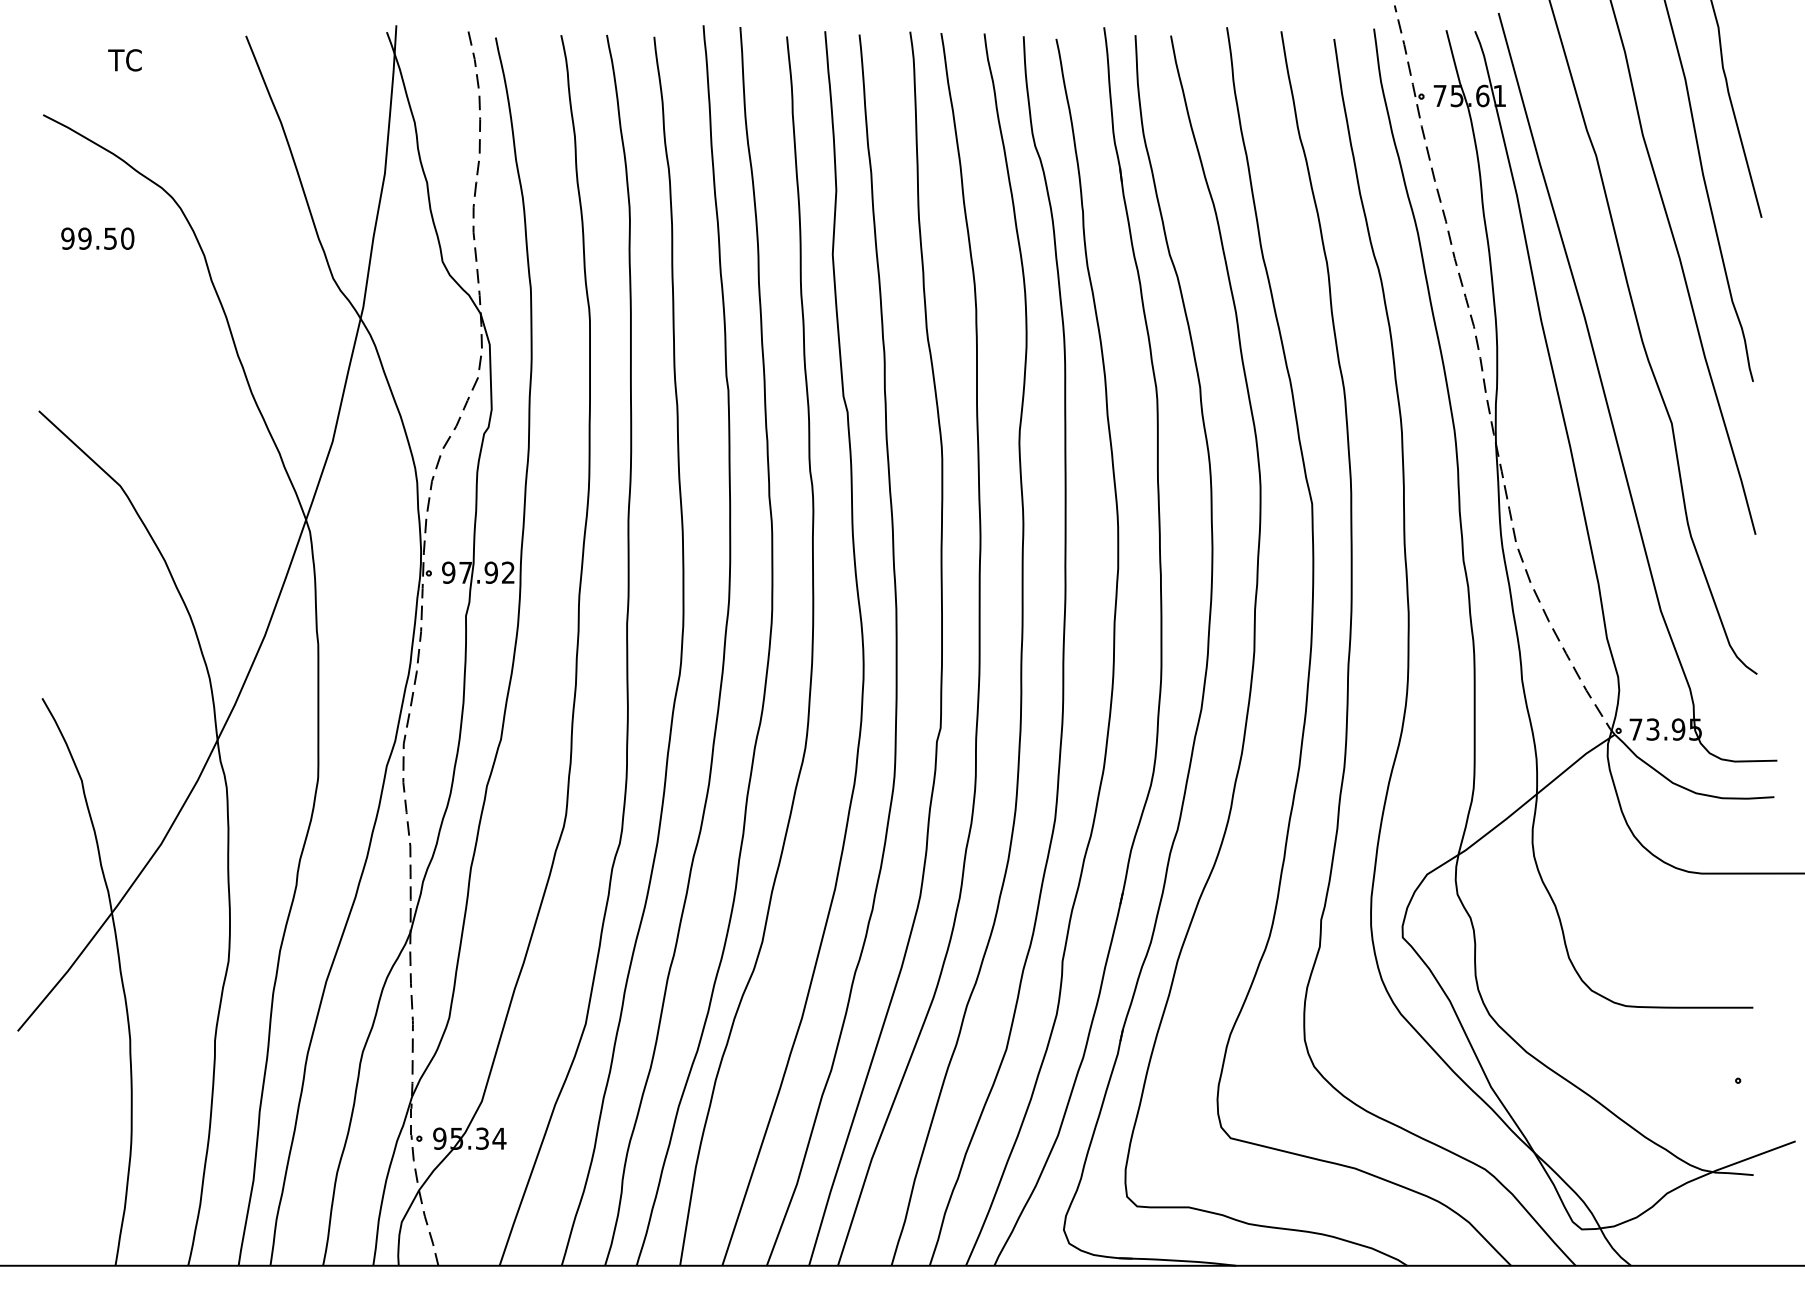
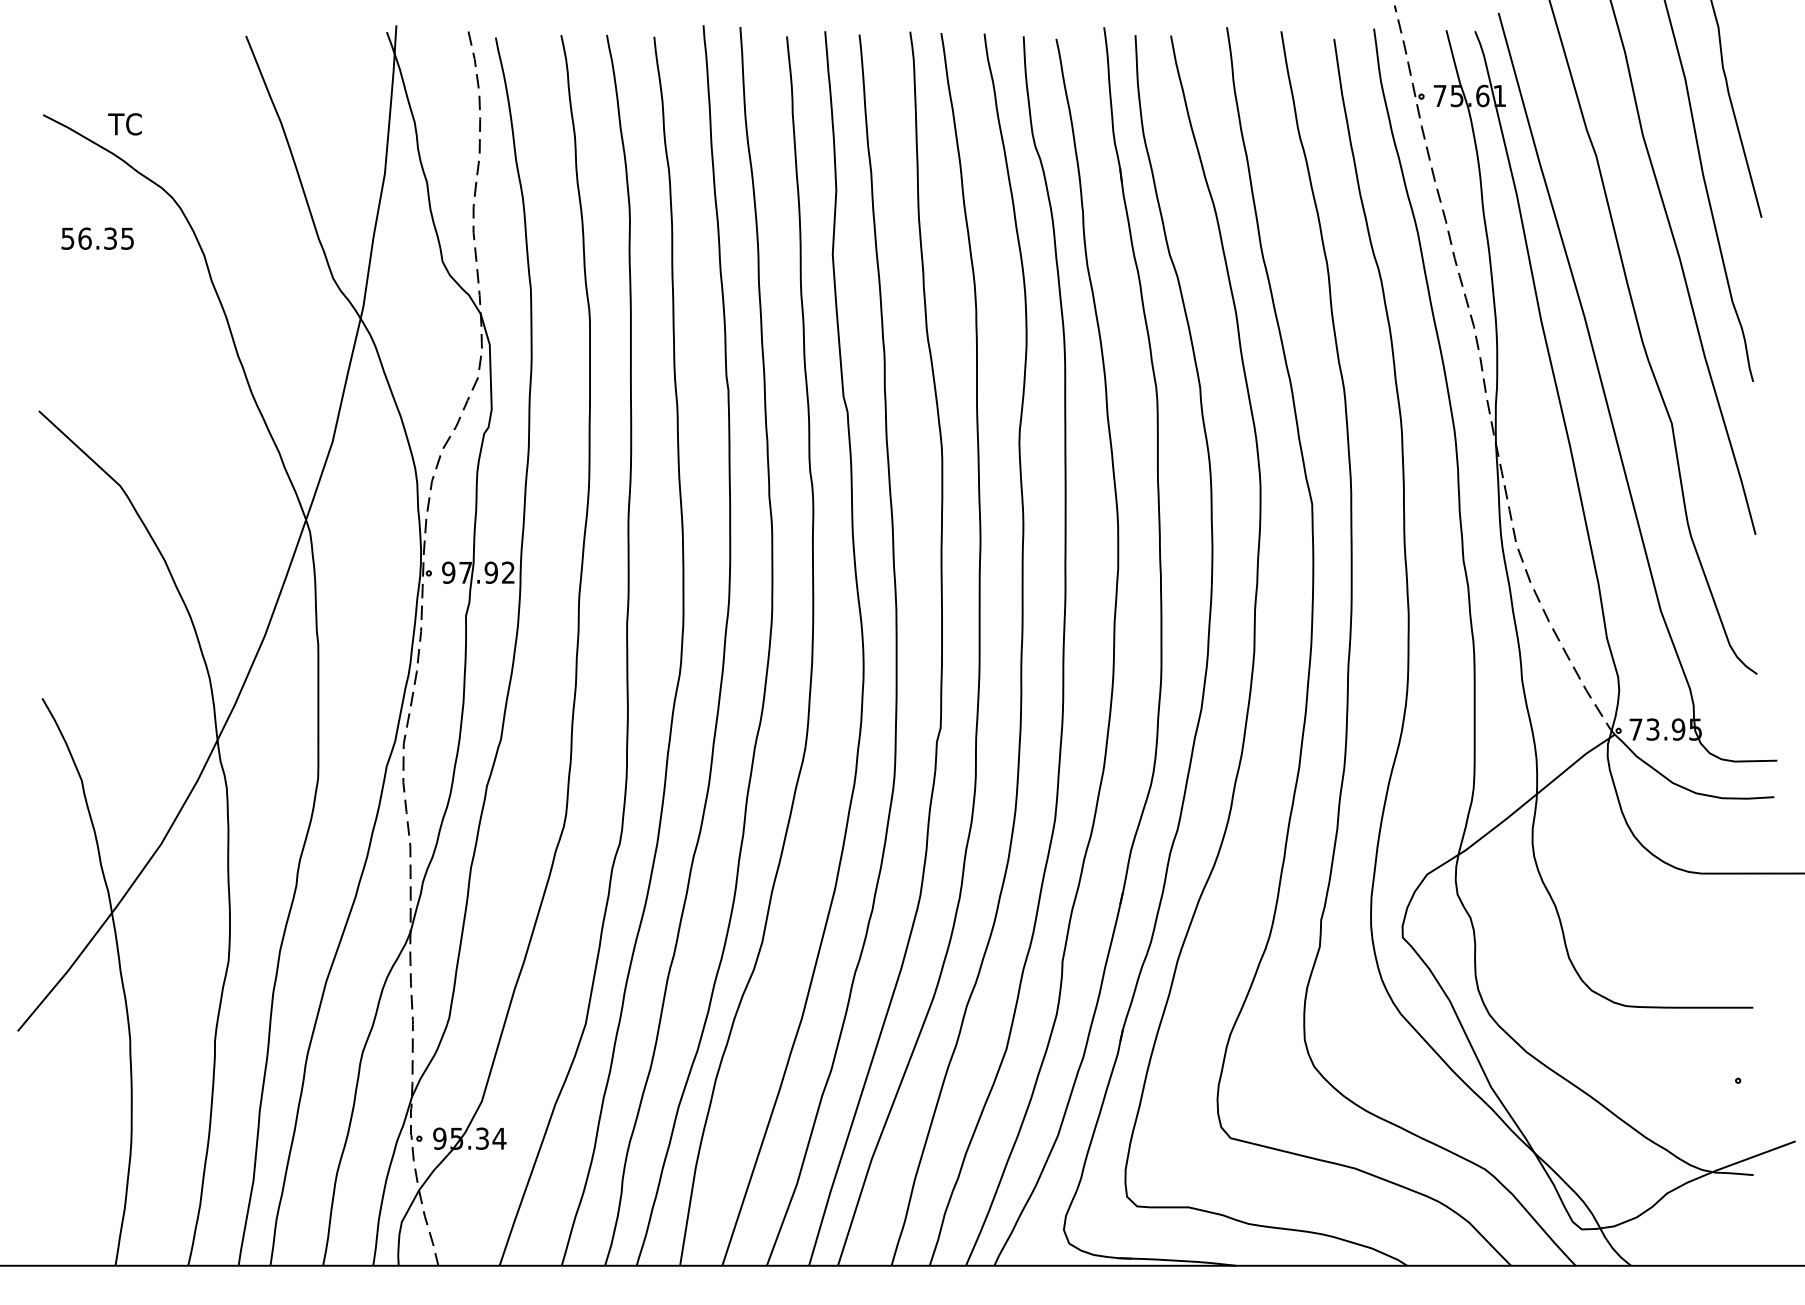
text position: (124, 60) -> (124, 124) (124, 124)
text: 99.50 -> 56.35 (97, 238)
